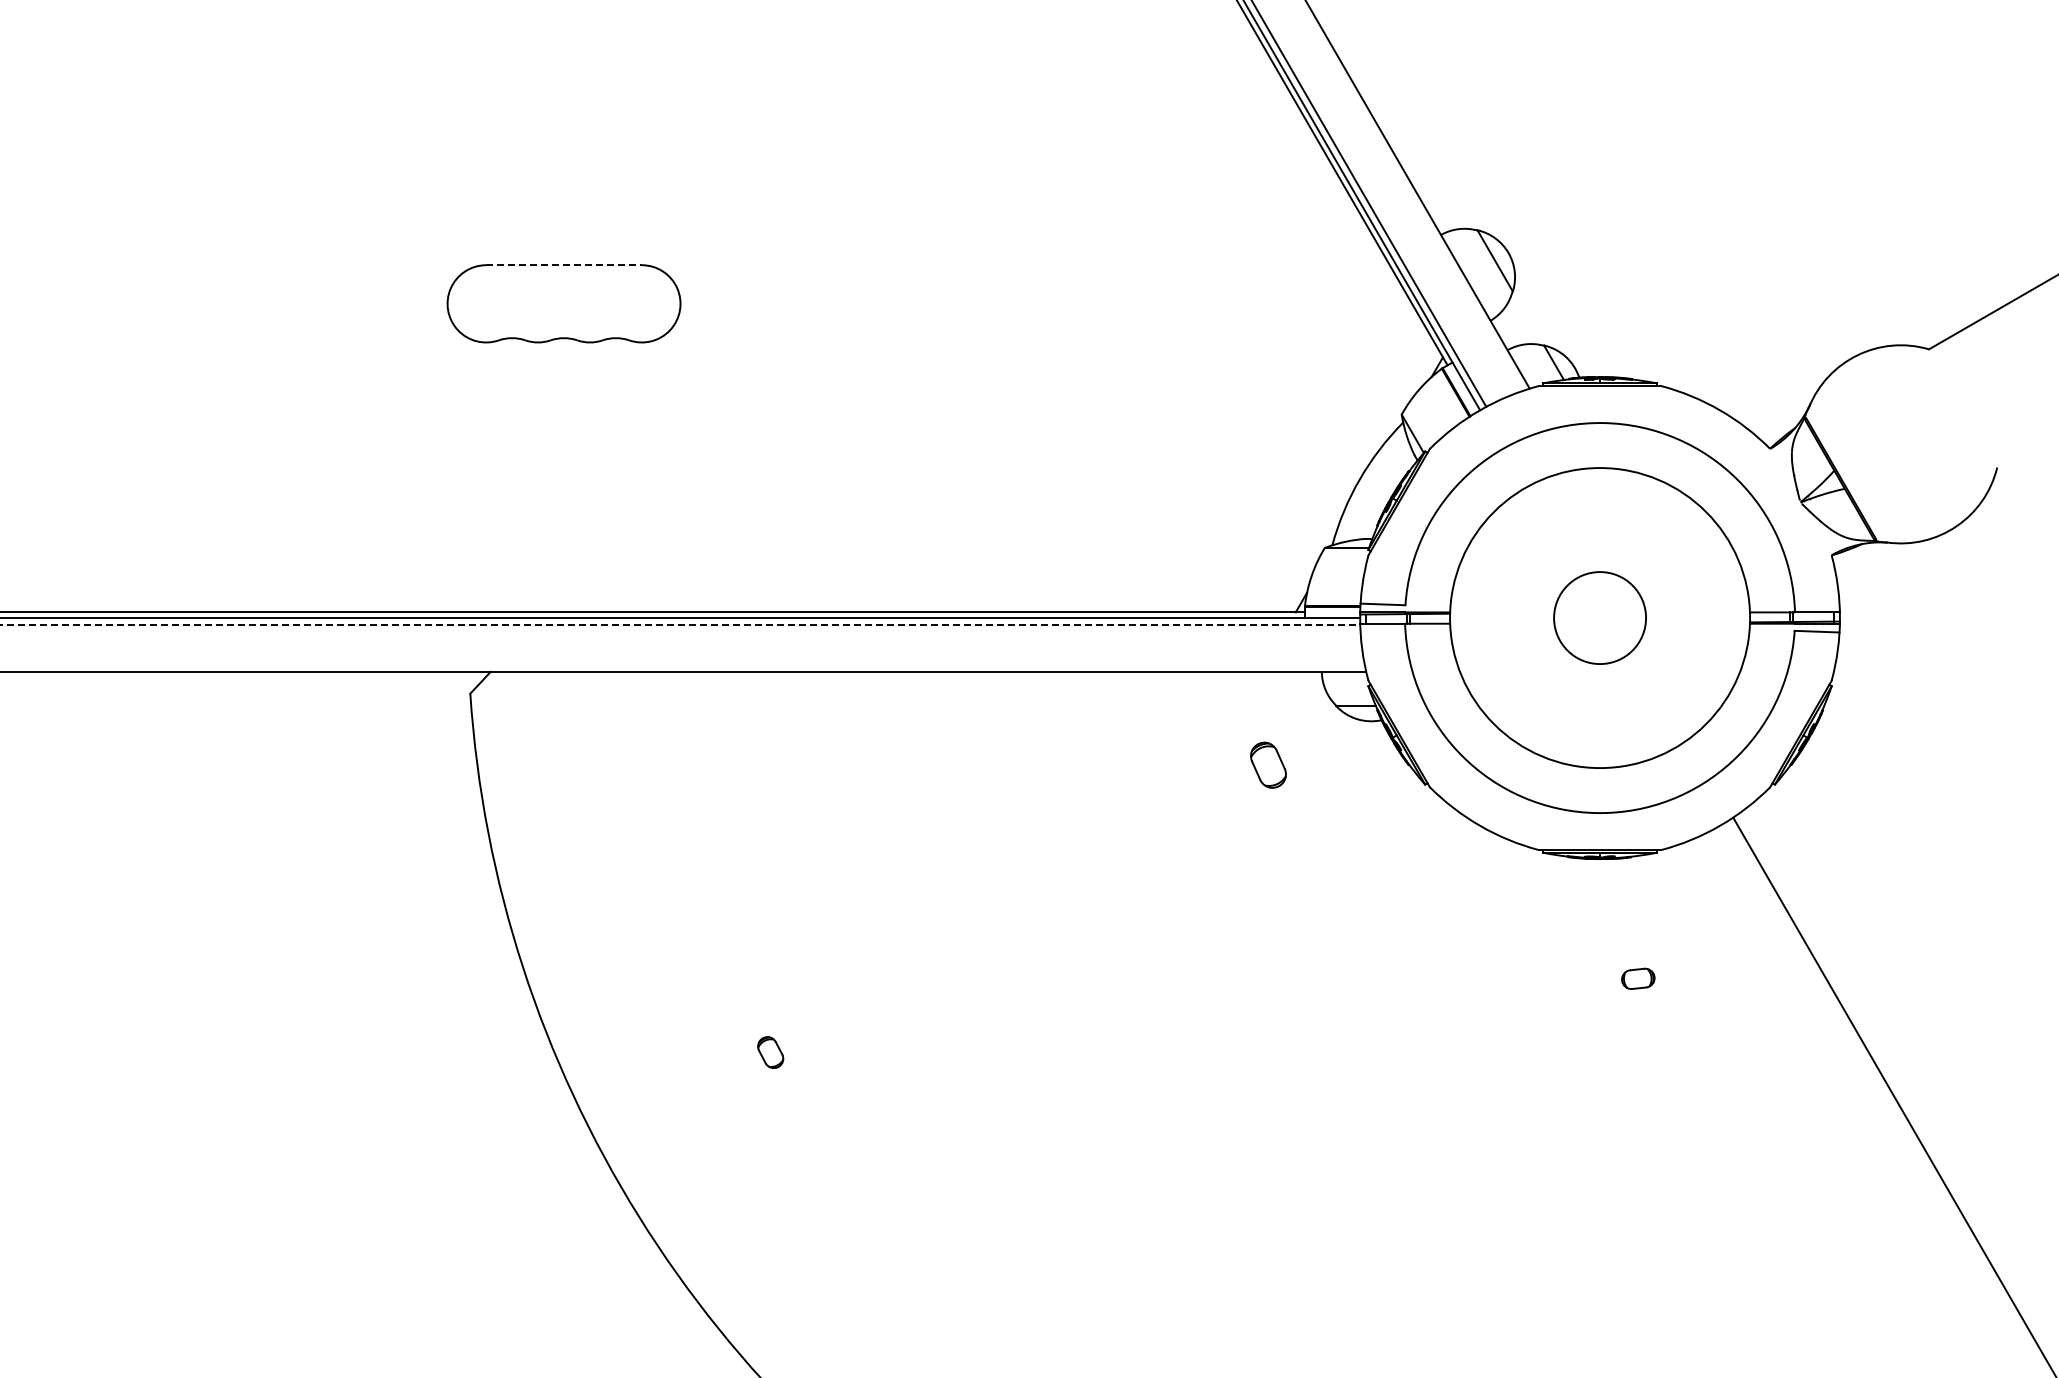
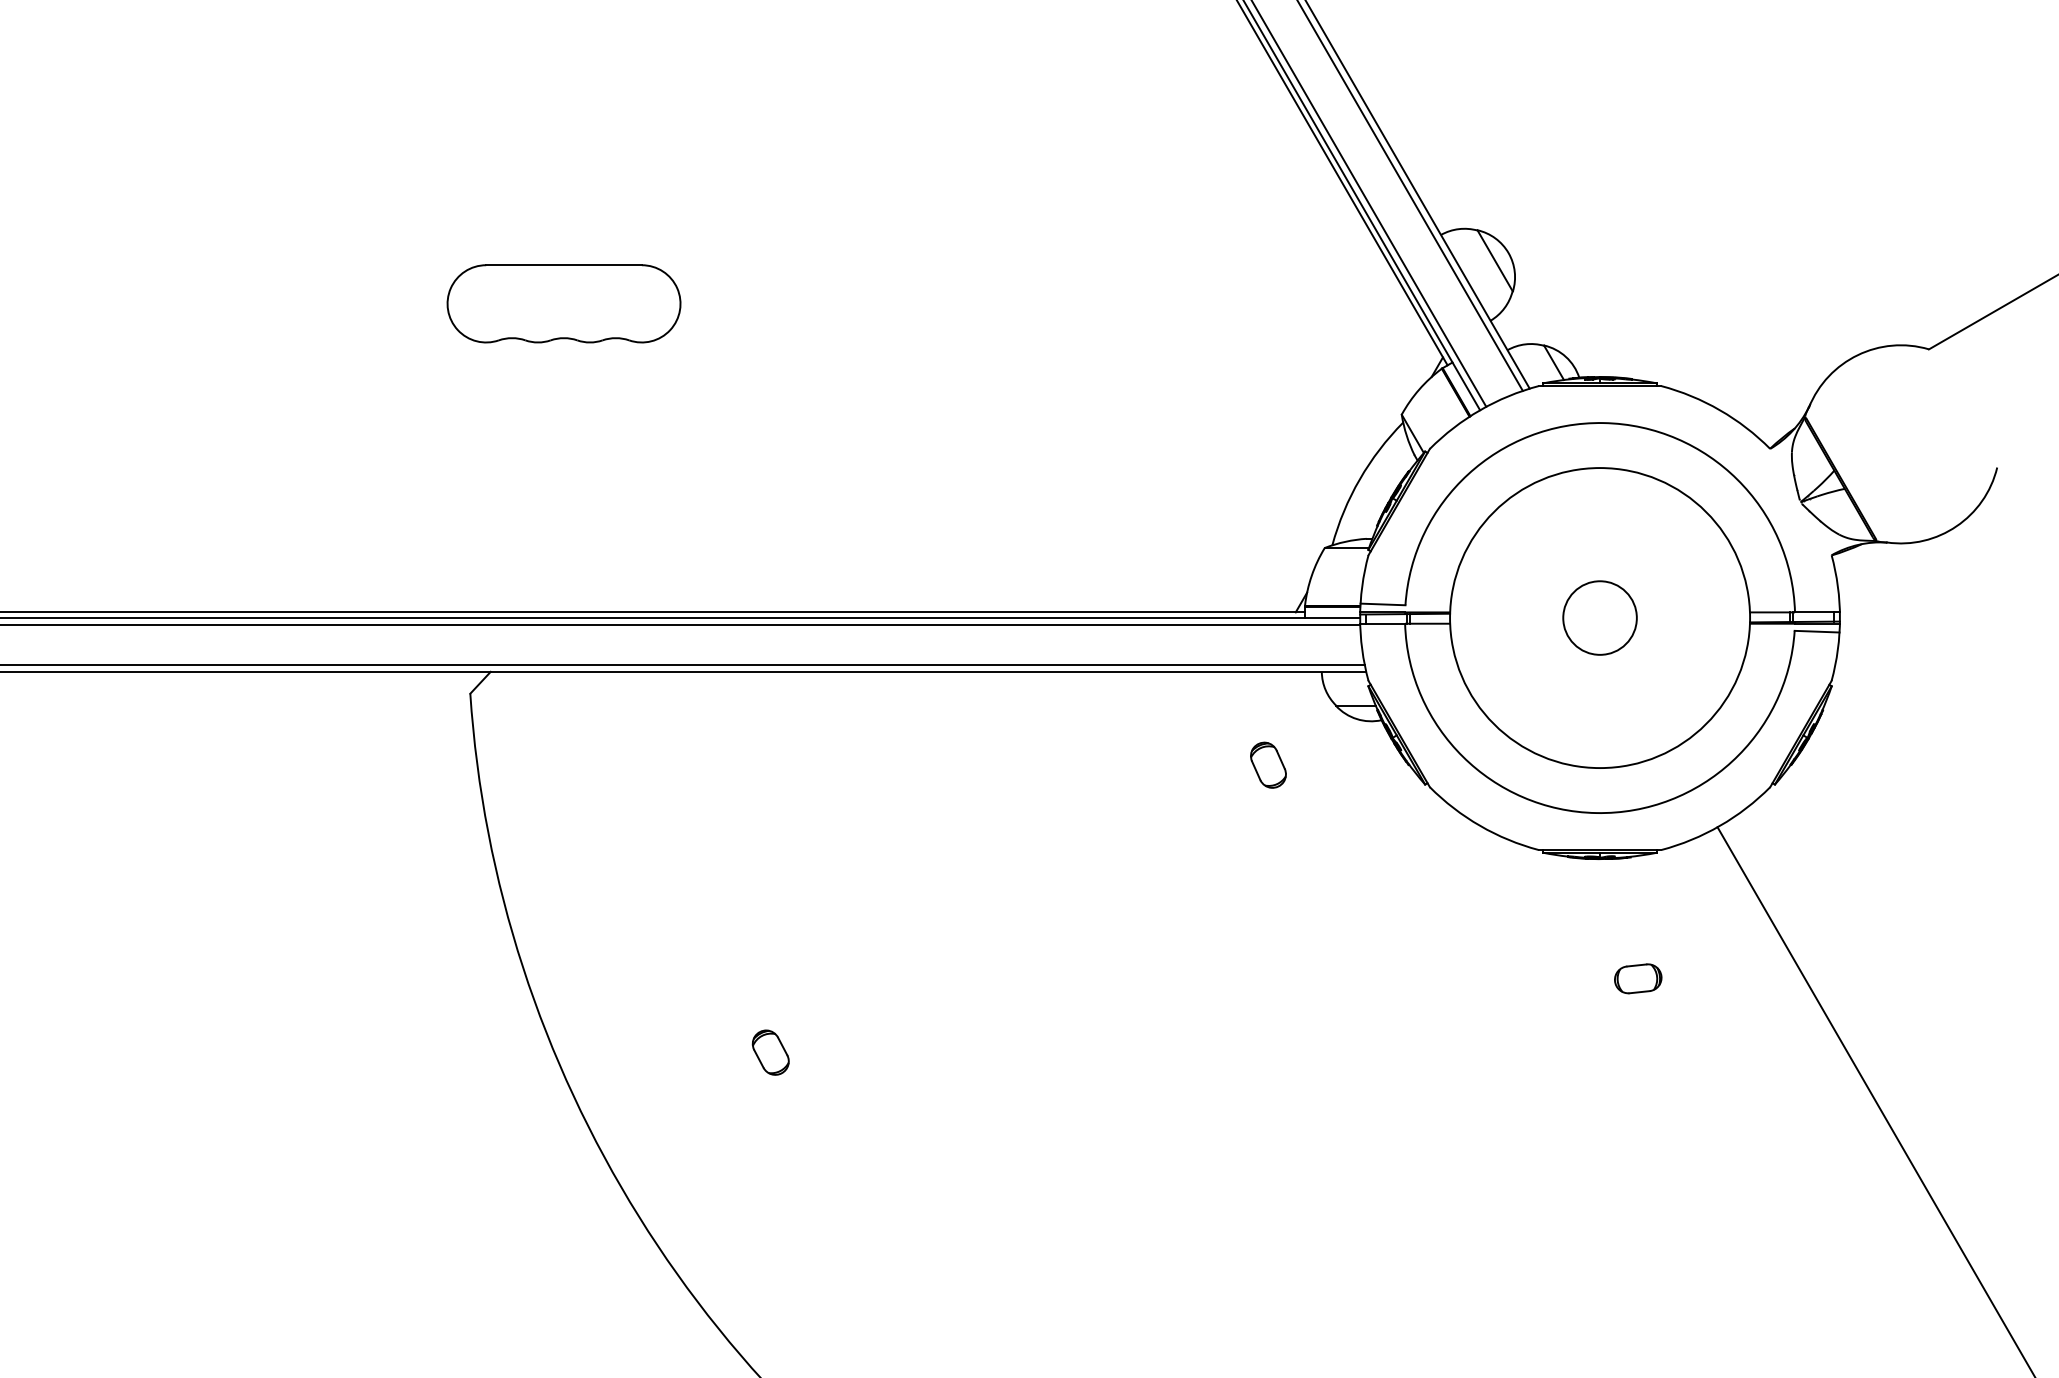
line: none -> present (1410, 196)
line: dashed -> solid (564, 265)
circle diameter: 92 px -> 74 px (1599, 617)
line: dashed -> solid (680, 625)
line: none -> present (683, 664)
part size: 35x23 px -> 49x32 px (1638, 978)
part size: 28x33 px -> 39x47 px (770, 1052)
line position: (1893, 1096) -> (1875, 1100) (1875, 1100)
